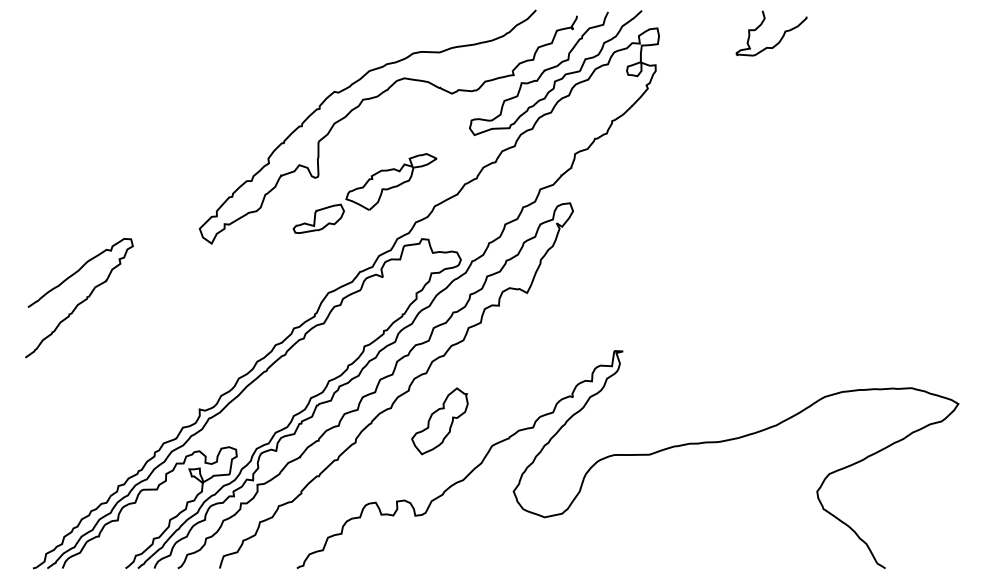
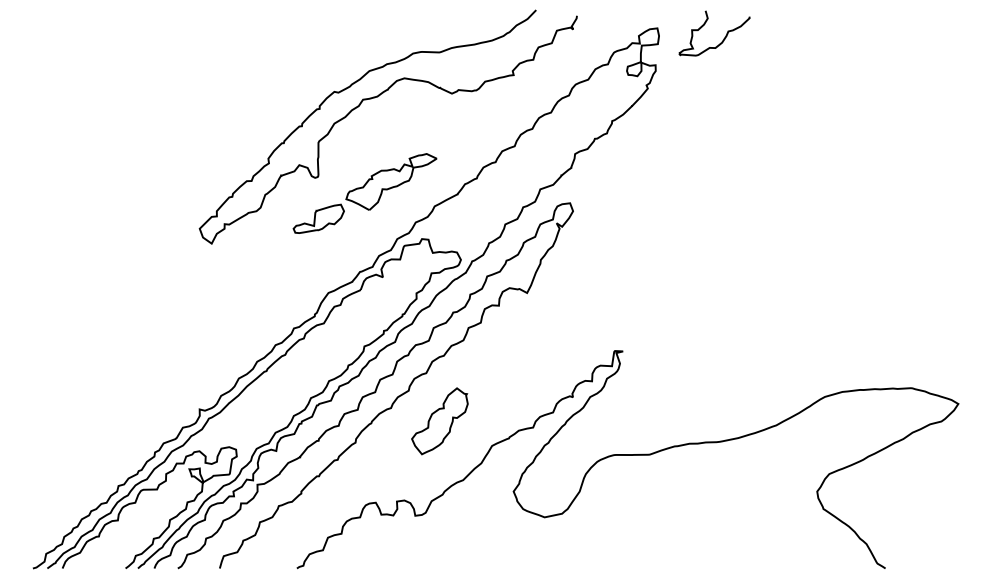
curve position: (780, 38) -> (723, 38) (723, 38)
curve: present -> none (553, 68)
curve: present -> none (82, 300)
